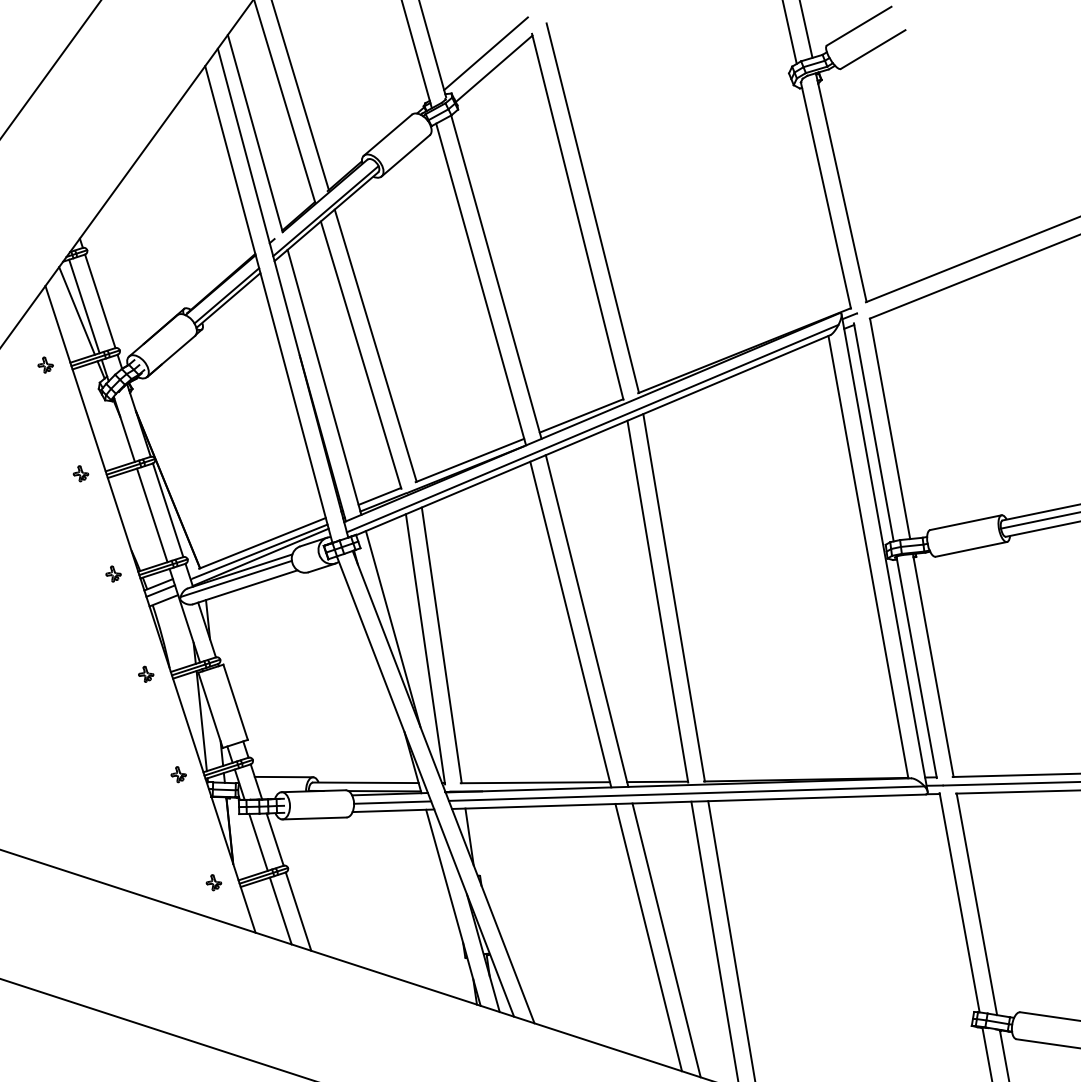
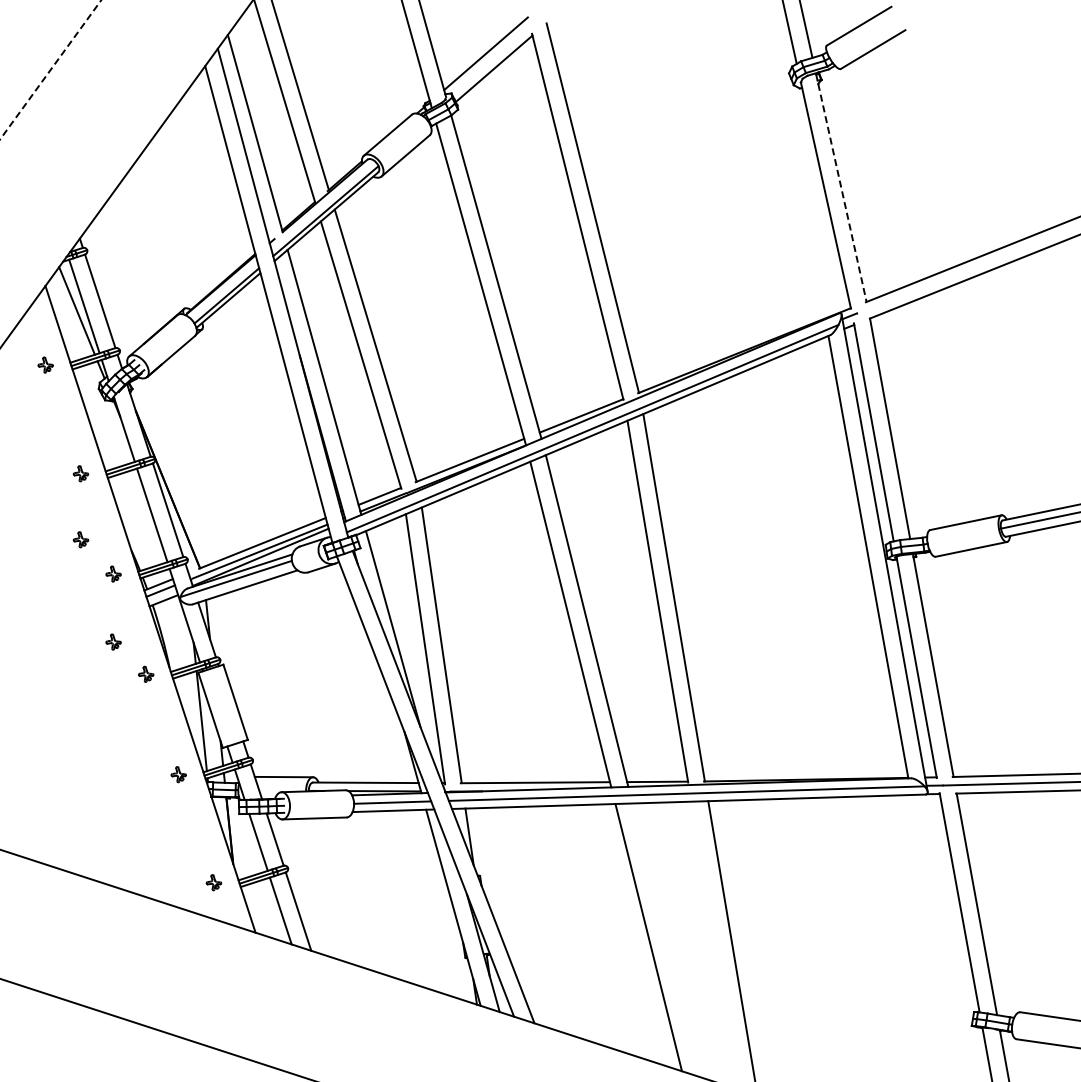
line: solid -> dashed (50, 69)
line: solid -> dashed (841, 188)
part: none -> present (80, 539)
part: none -> present (113, 641)
line: present -> none (714, 939)
line: present -> none (666, 940)
